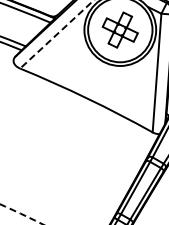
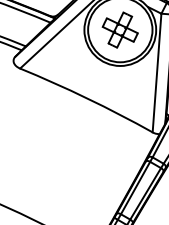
line: dashed -> solid (56, 34)
arc: dashed -> solid (21, 214)
